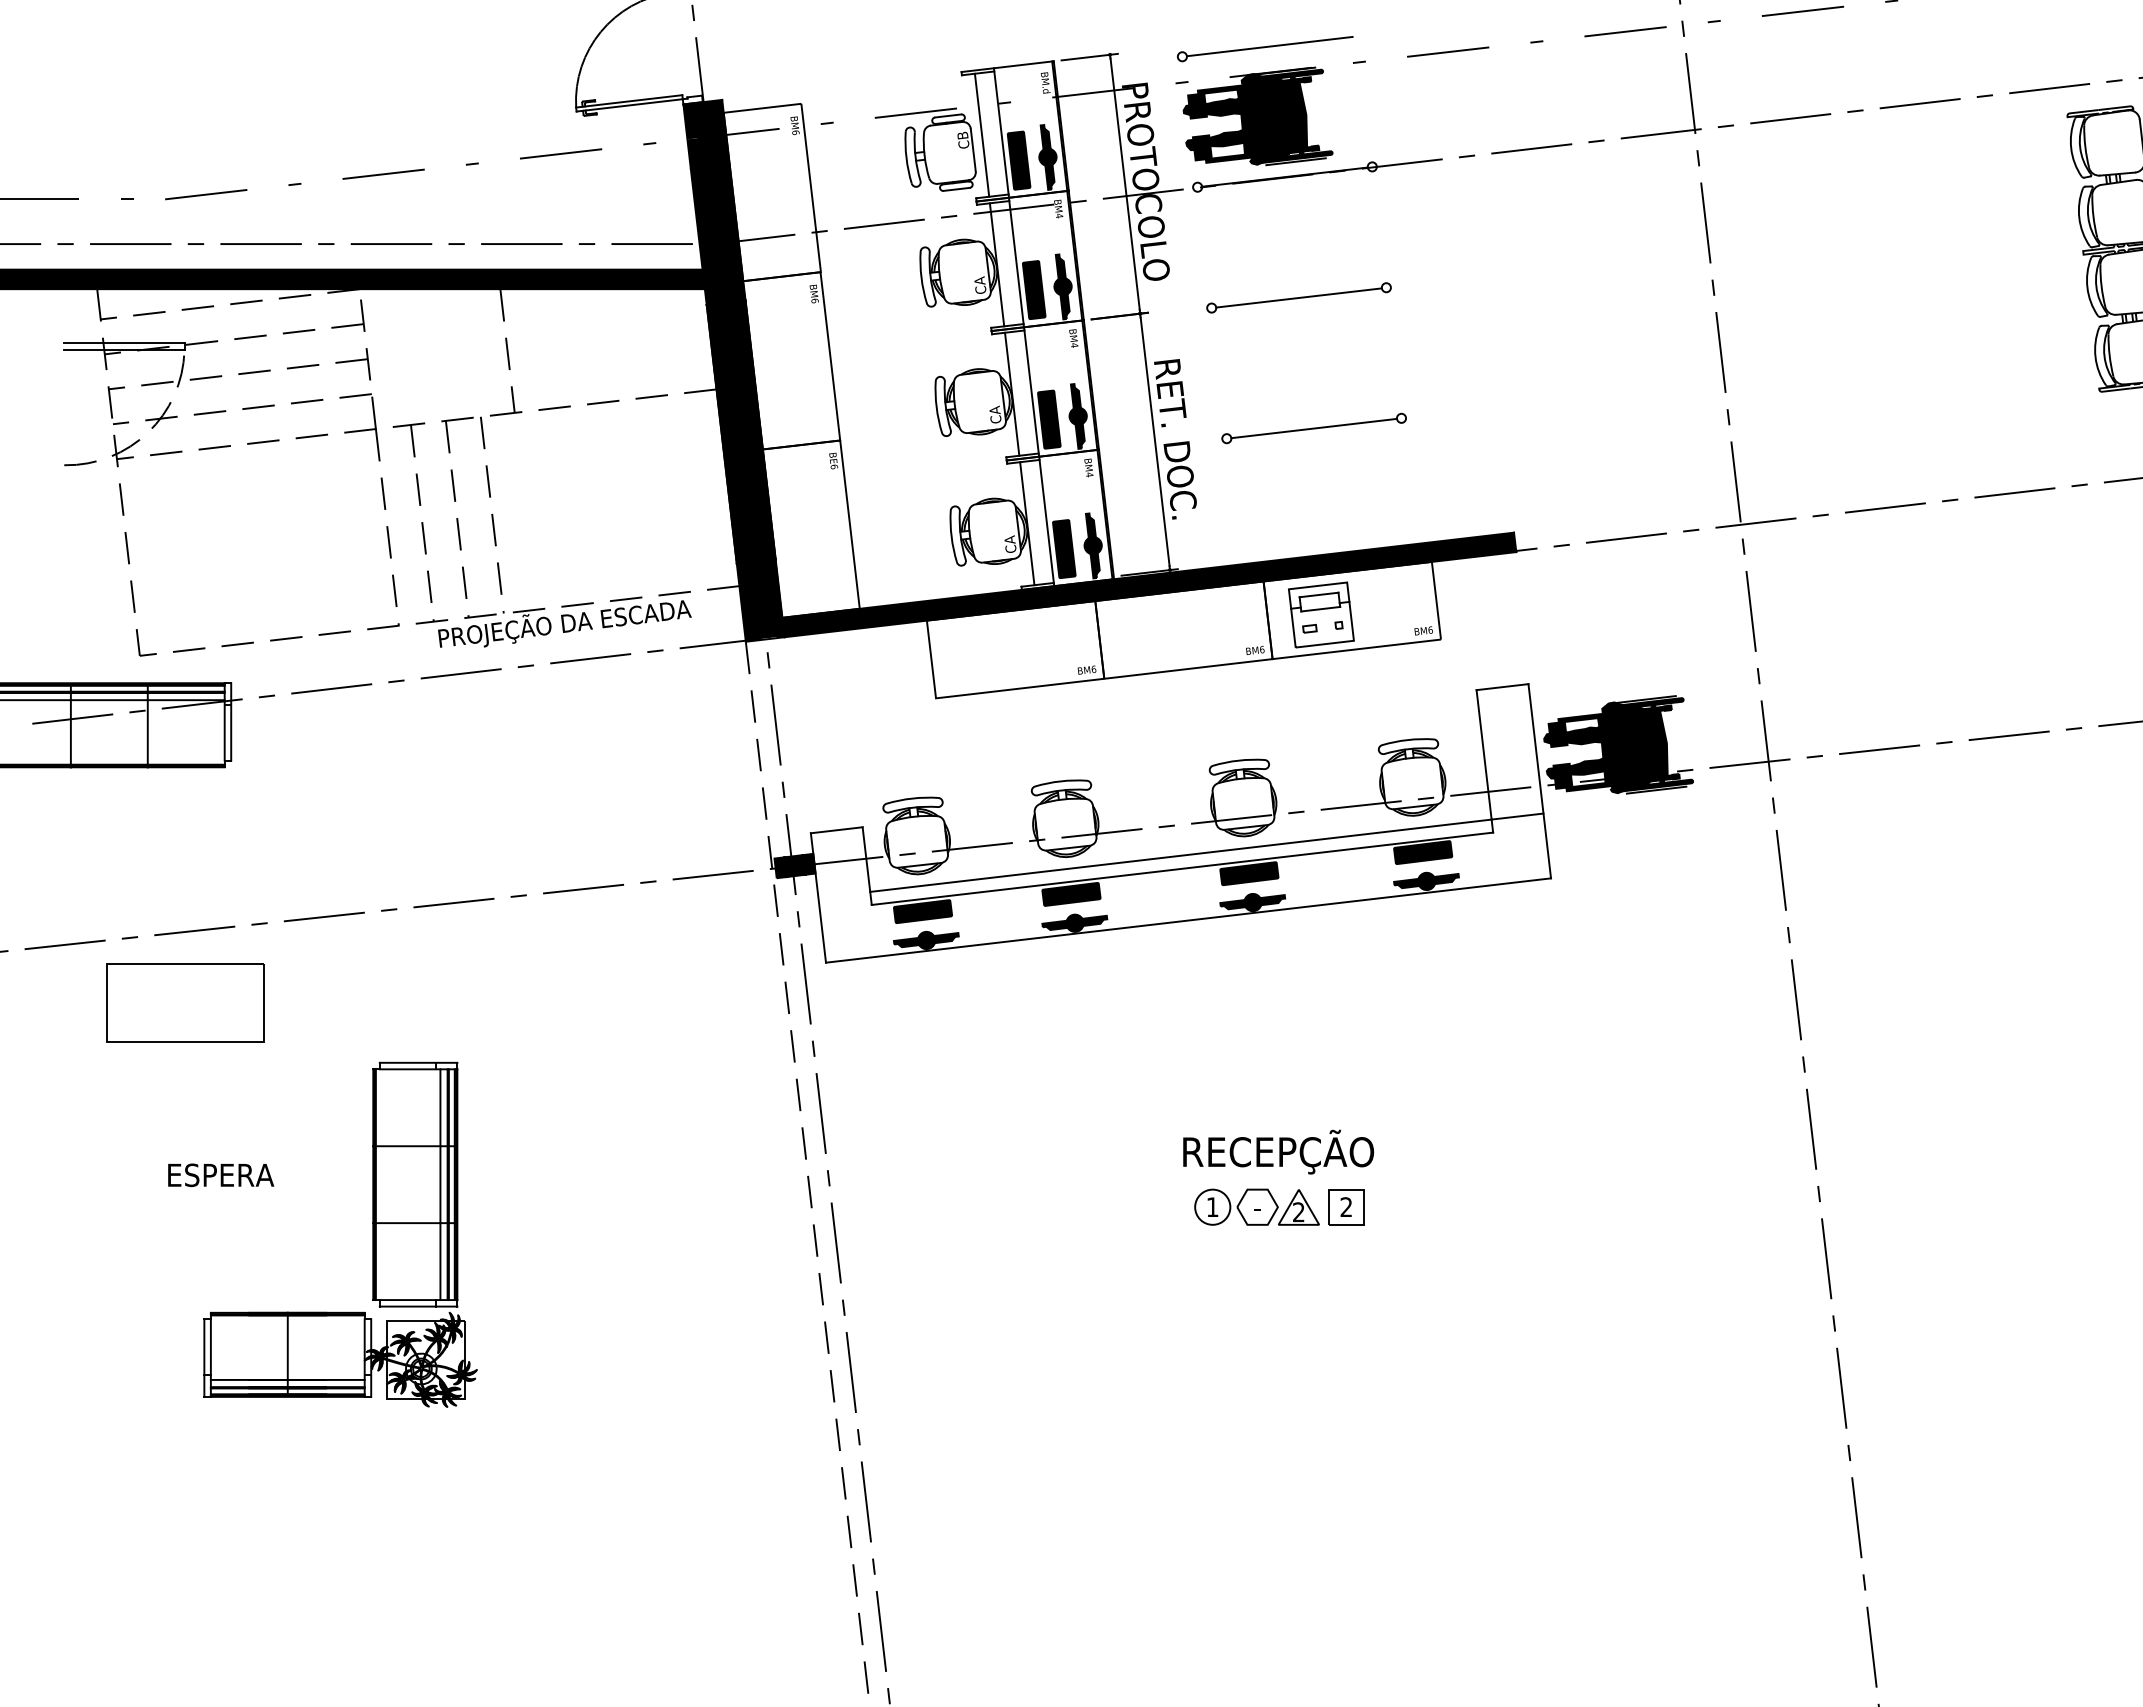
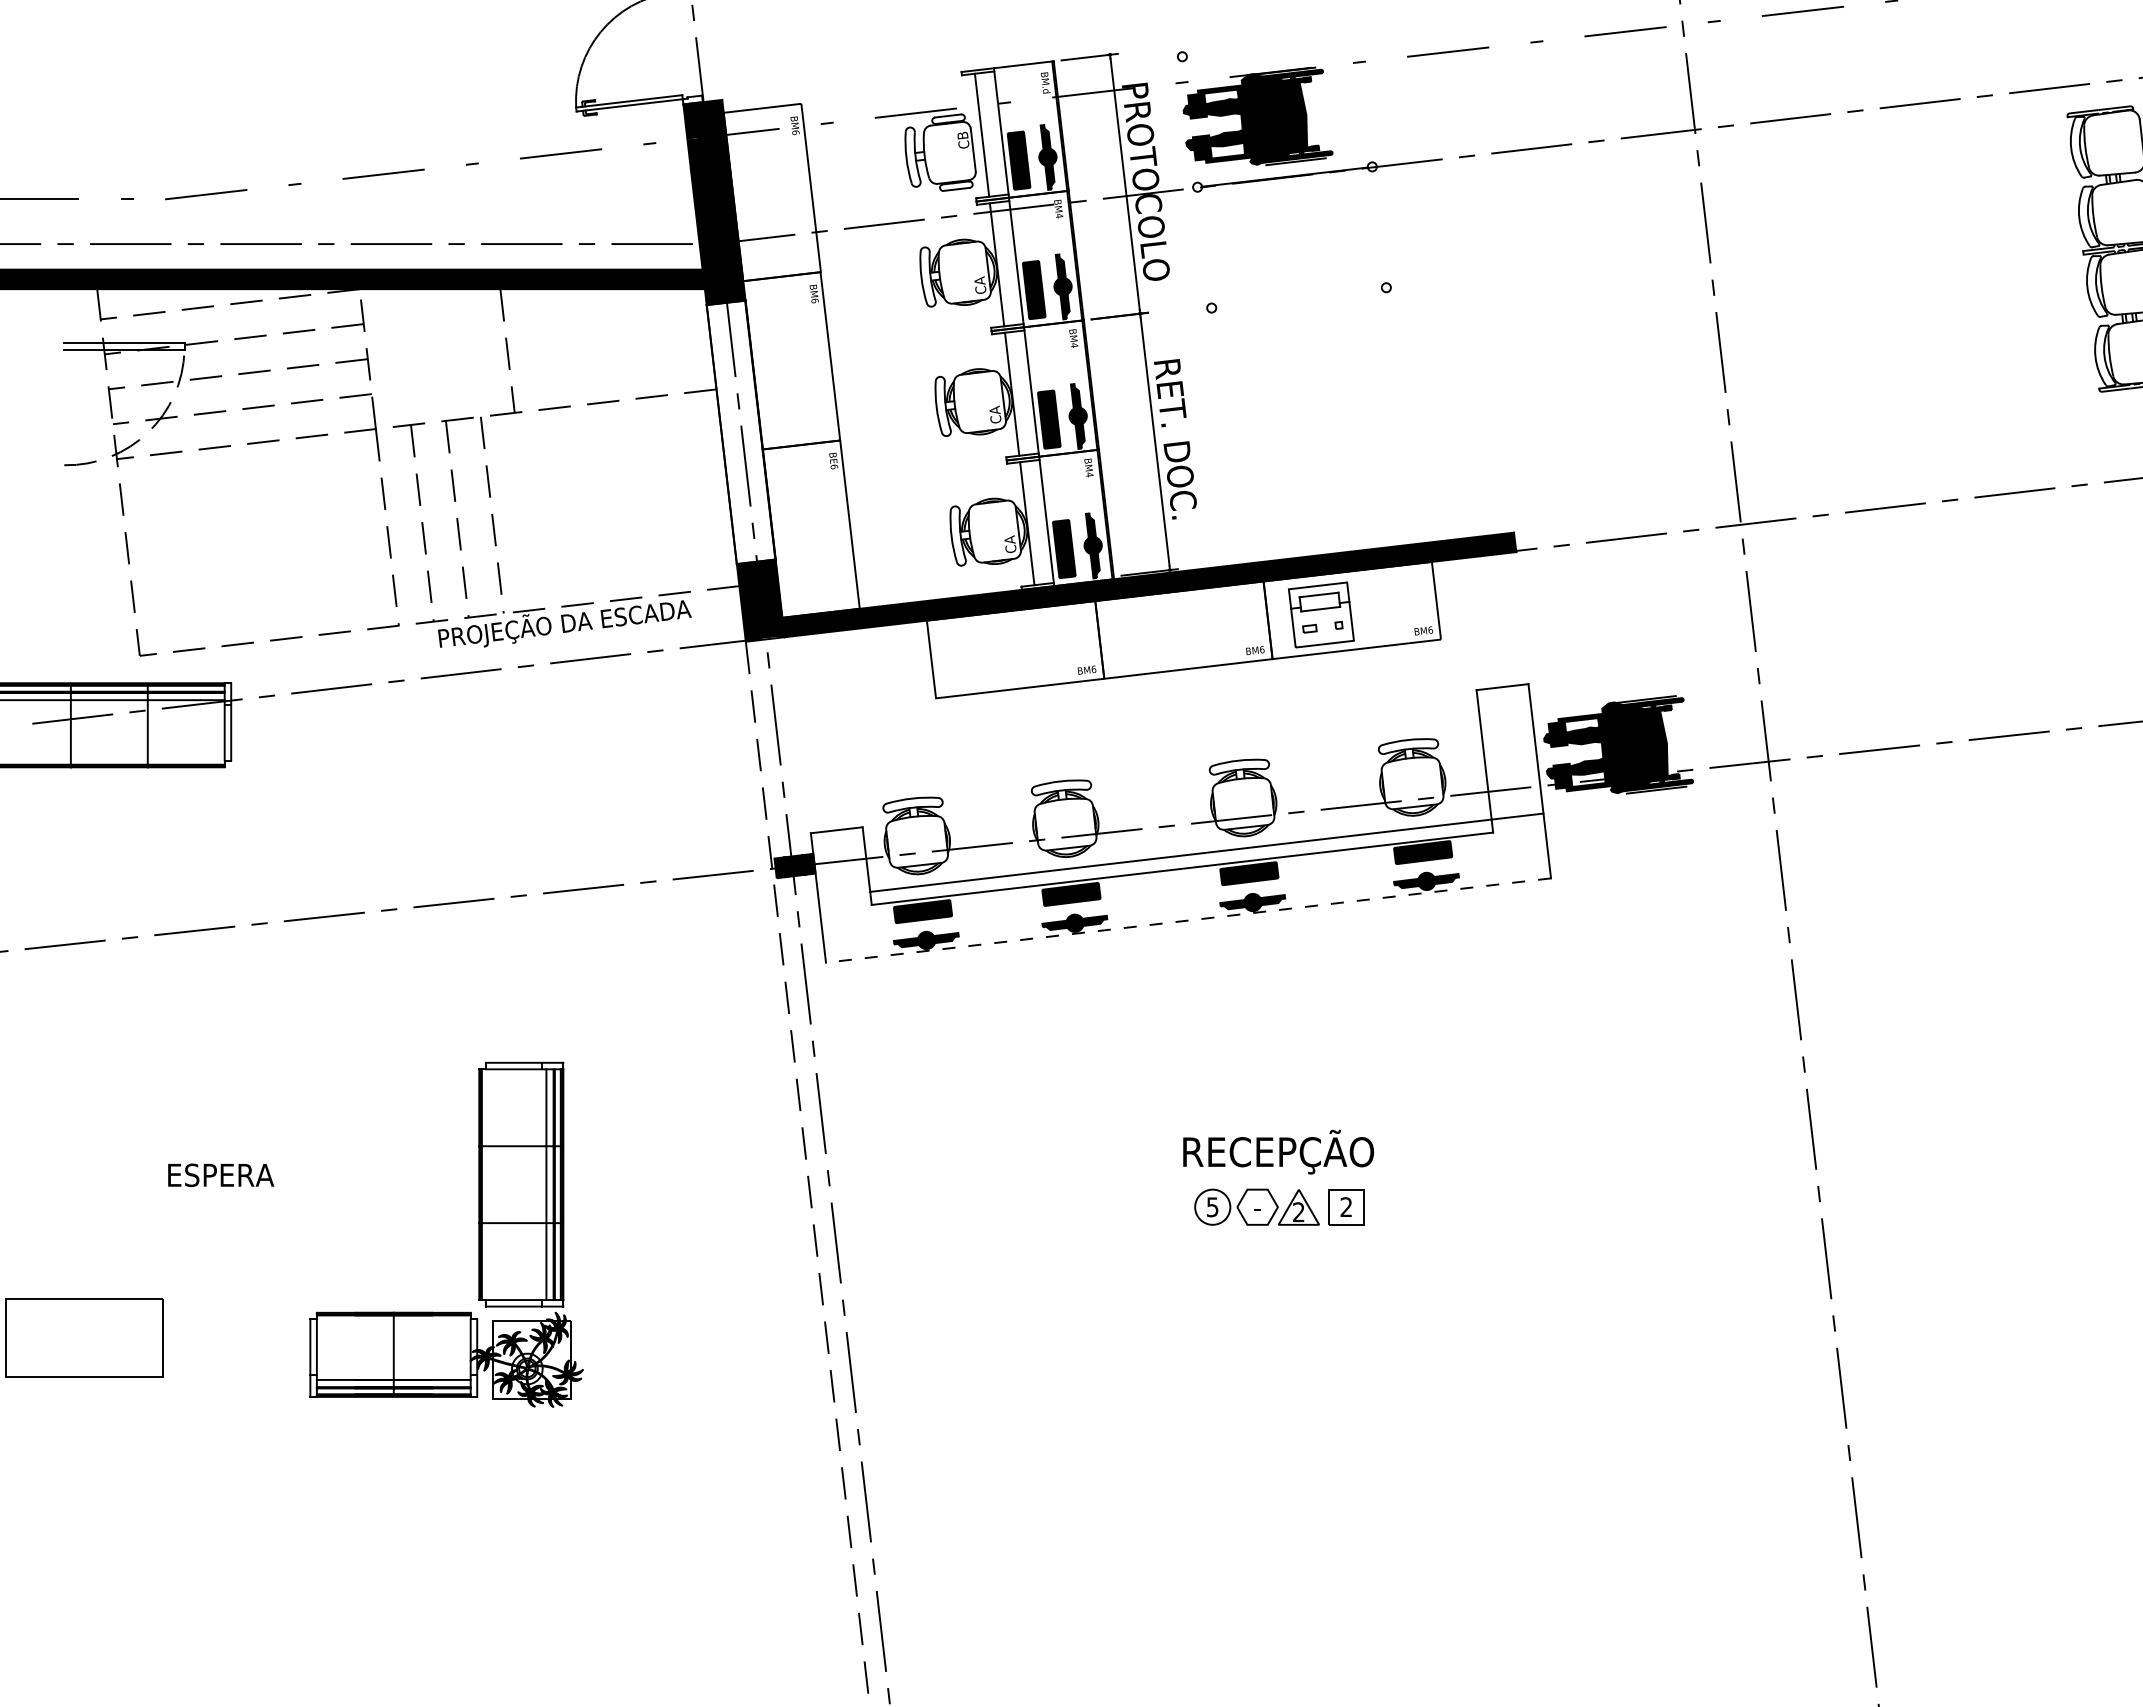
line: present -> none (1269, 46)
line: present -> none (1298, 297)
part: present -> none (1313, 428)
fill: present -> none (740, 432)
line: solid -> dashed (1188, 920)
part position: (185, 1002) -> (84, 1337) (84, 1337)
text: 1 -> 5 (1212, 1207)
part position: (372, 1234) -> (478, 1234) (478, 1234)
